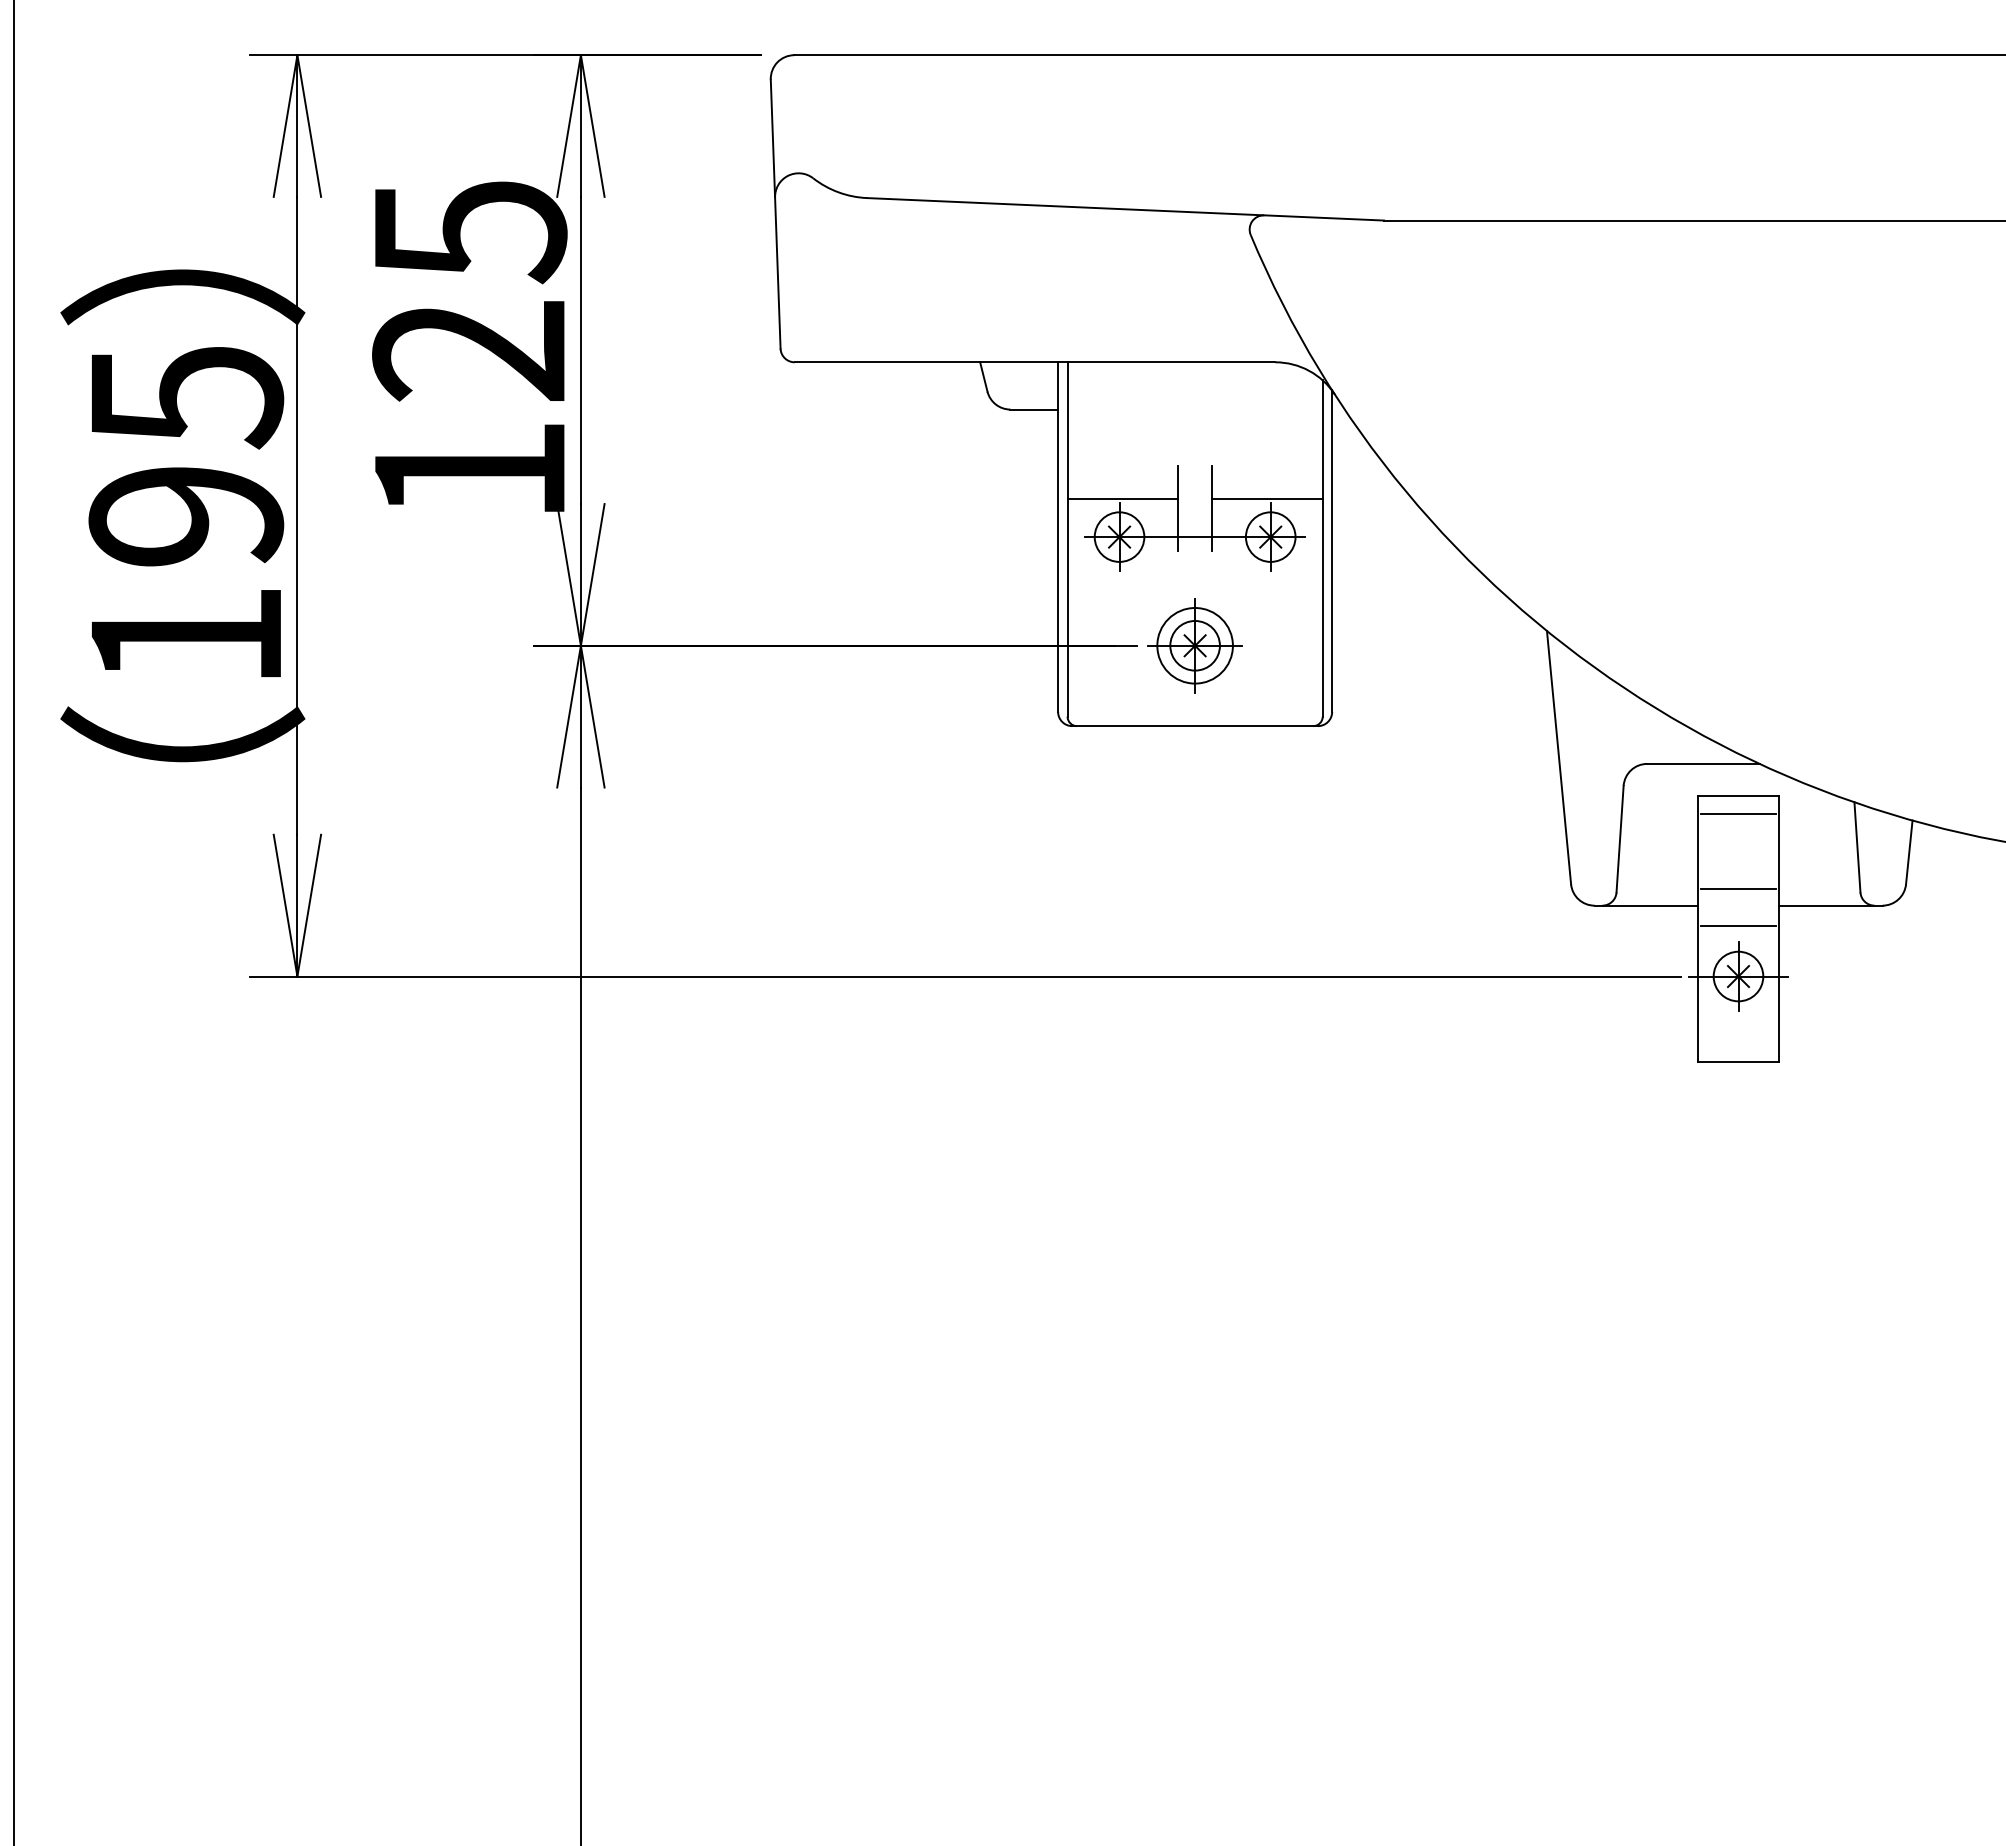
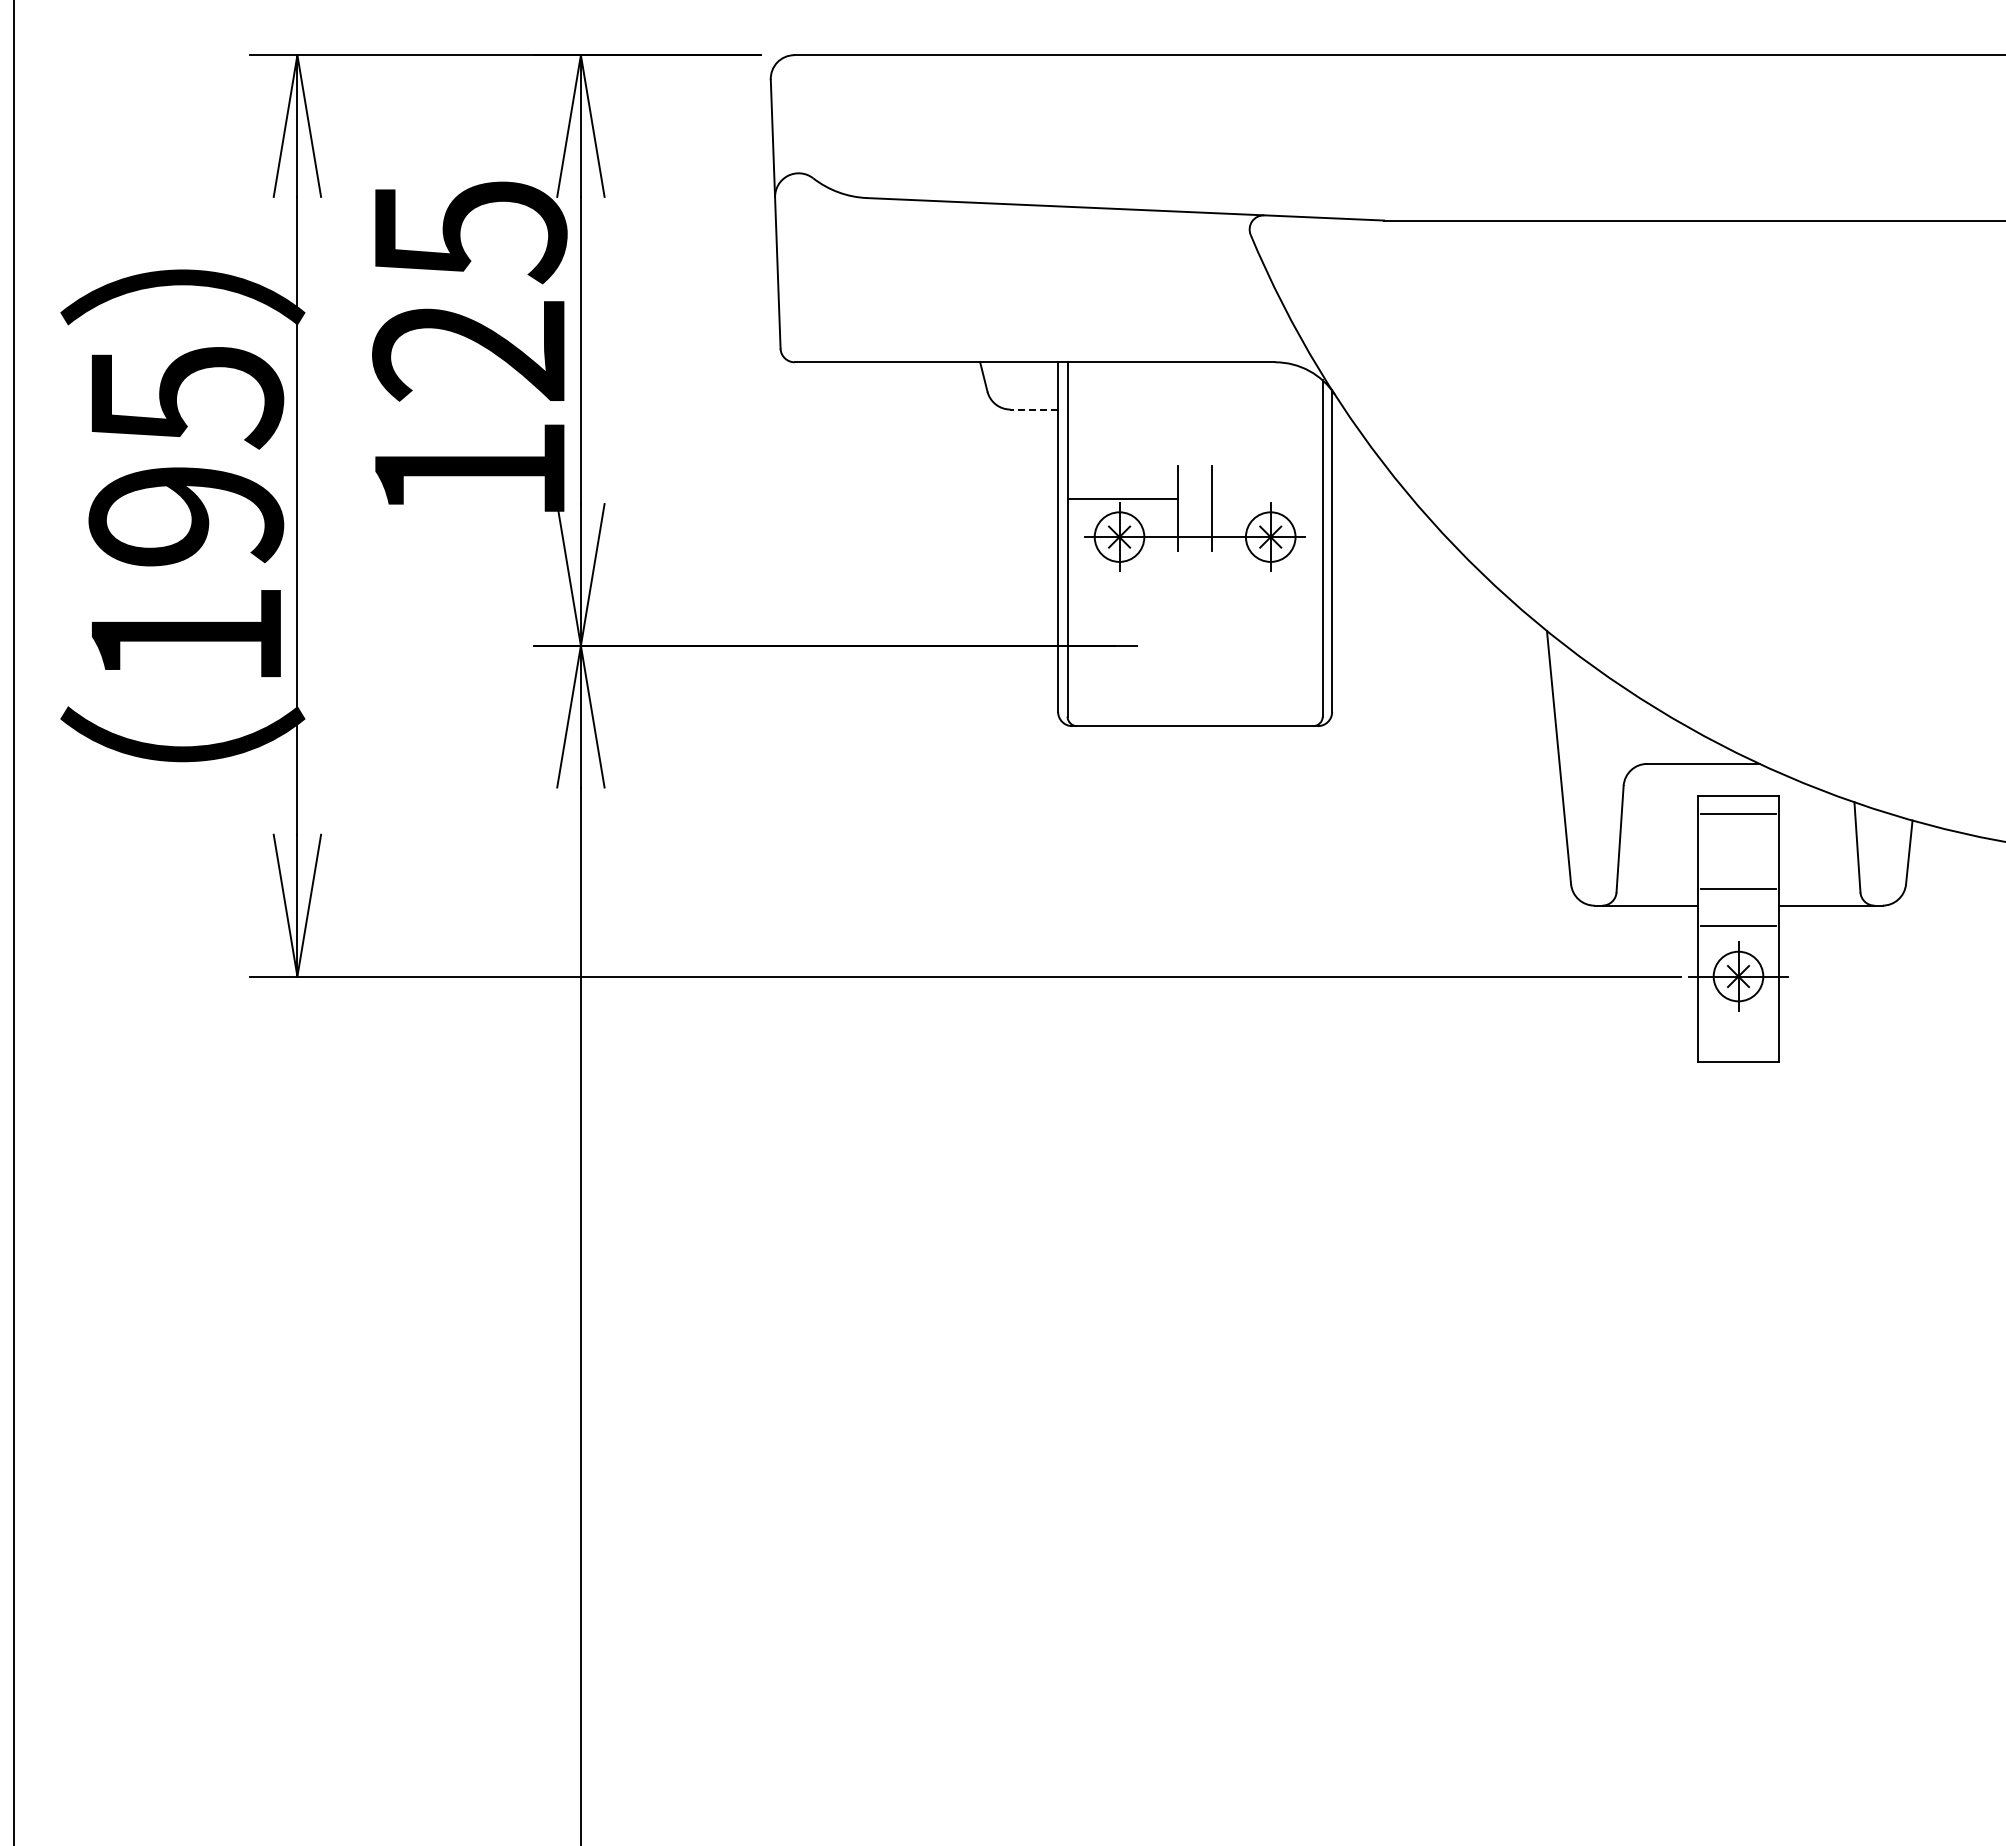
line: solid -> dashed (1034, 409)
line: present -> none (1267, 499)
part: present -> none (1194, 645)
